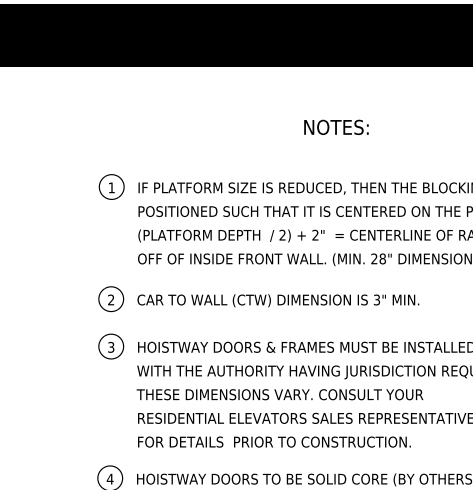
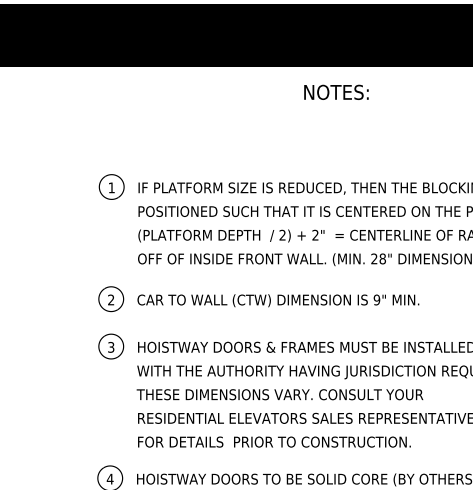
text position: (336, 126) -> (336, 91) (336, 91)
text: 3" -> 9" (376, 299)
